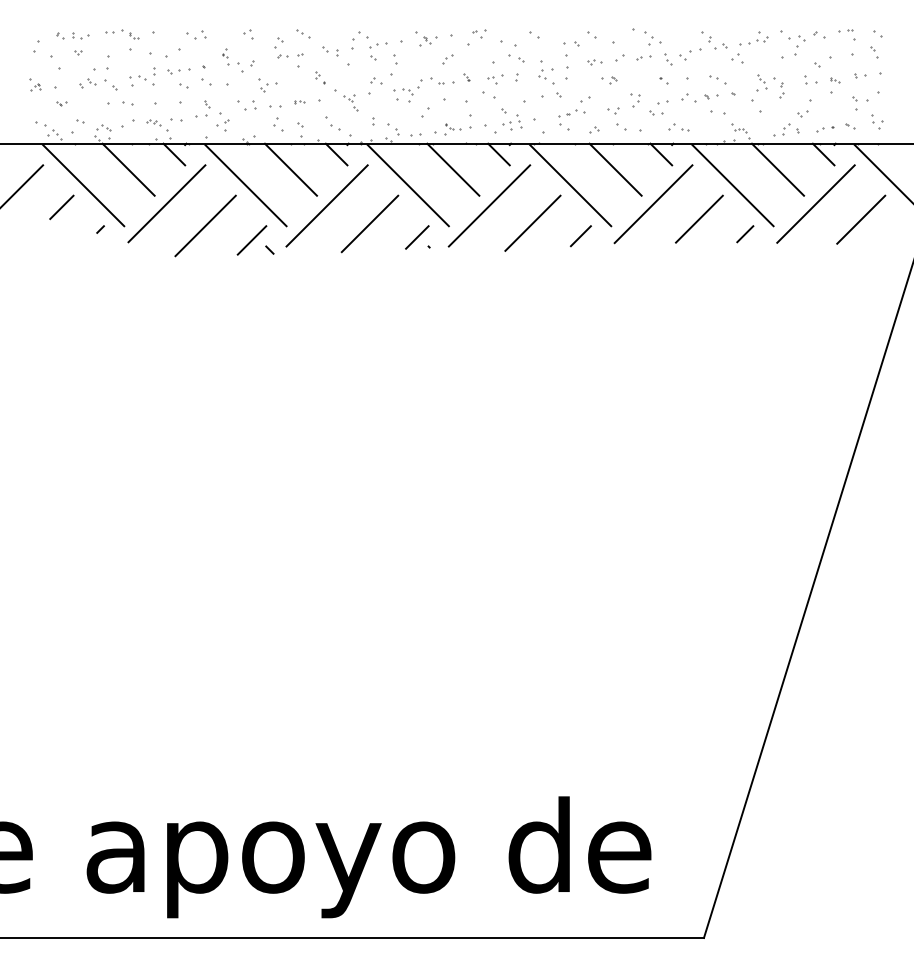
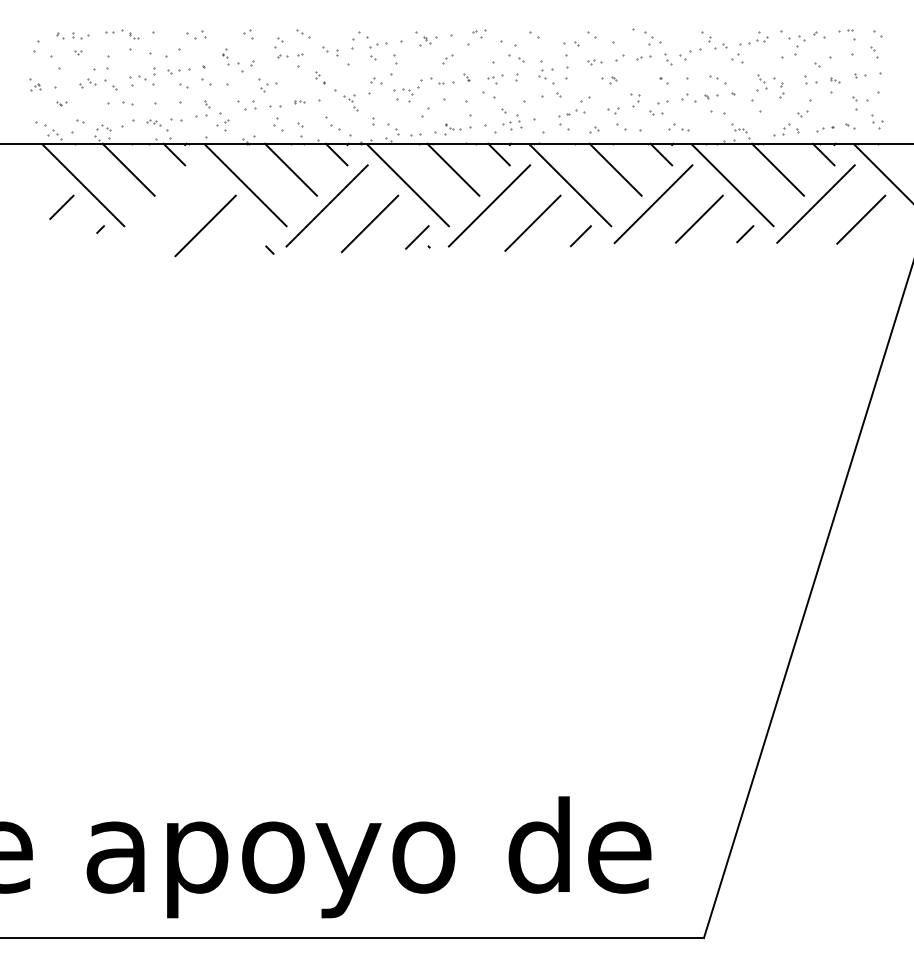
line: present -> none (22, 185)
line: present -> none (166, 203)
line: present -> none (251, 240)
